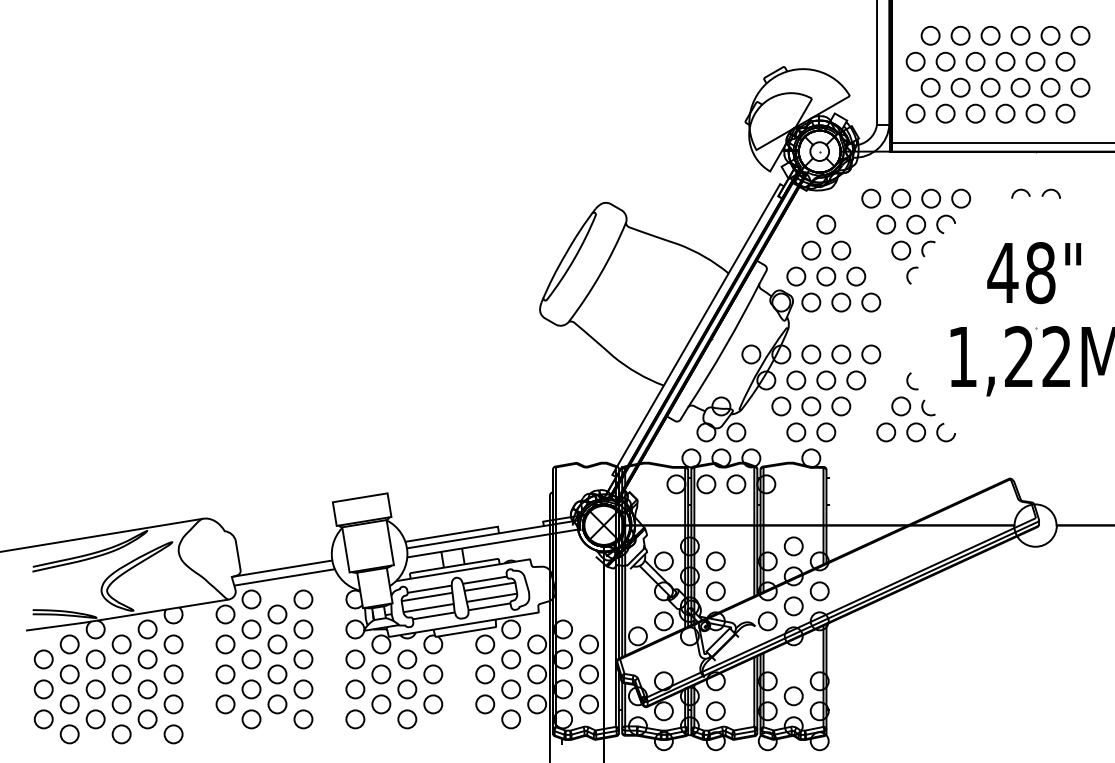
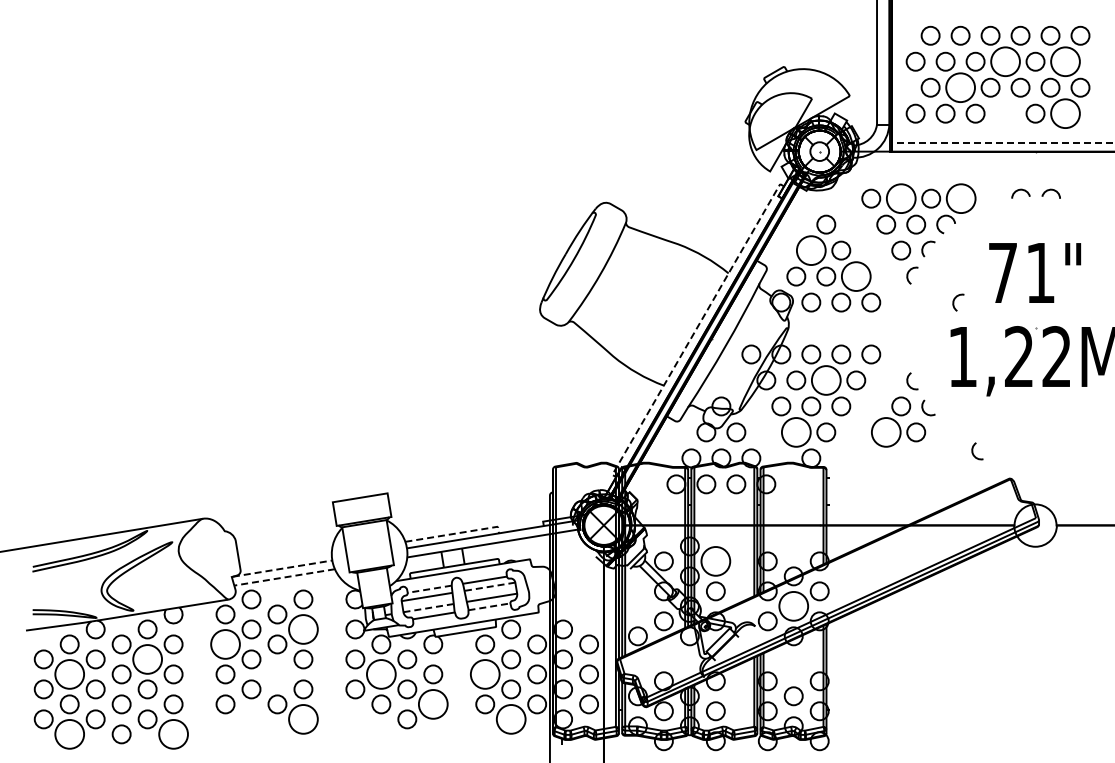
circle diameter: 18 px -> 29 px (1005, 61)
circle diameter: 18 px -> 29 px (1065, 61)
circle diameter: 18 px -> 29 px (960, 87)
circle: present -> none (1005, 113)
circle diameter: 18 px -> 29 px (1065, 113)
line: solid -> dashed (1002, 142)
circle diameter: 18 px -> 29 px (900, 198)
circle diameter: 18 px -> 29 px (960, 198)
circle diameter: 18 px -> 29 px (810, 250)
text: 48" -> 71" (1021, 273)
circle diameter: 18 px -> 29 px (855, 276)
arc: none -> present (954, 302)
line: solid -> dashed (696, 329)
circle diameter: 18 px -> 29 px (825, 380)
circle diameter: 18 px -> 29 px (795, 432)
circle diameter: 18 px -> 29 px (885, 432)
arc: present -> none (938, 432)
arc: none -> present (973, 451)
line: solid -> dashed (455, 533)
circle: present -> none (793, 546)
circle diameter: 18 px -> 29 px (715, 561)
line: solid -> dashed (283, 568)
line: solid -> dashed (284, 577)
line: solid -> dashed (489, 586)
line: solid -> dashed (429, 589)
line: solid -> dashed (489, 606)
circle diameter: 18 px -> 29 px (793, 605)
line: solid -> dashed (428, 608)
circle diameter: 18 px -> 29 px (303, 629)
circle diameter: 18 px -> 29 px (225, 644)
circle diameter: 18 px -> 29 px (147, 659)
circle diameter: 18 px -> 29 px (69, 674)
circle: present -> none (277, 674)
circle diameter: 18 px -> 29 px (380, 674)
circle diameter: 18 px -> 29 px (484, 674)
circle diameter: 18 px -> 29 px (432, 704)
circle: present -> none (251, 719)
circle diameter: 18 px -> 29 px (303, 719)
circle: present -> none (355, 719)
circle diameter: 18 px -> 29 px (510, 719)
circle diameter: 18 px -> 29 px (69, 734)
circle diameter: 18 px -> 29 px (173, 734)
